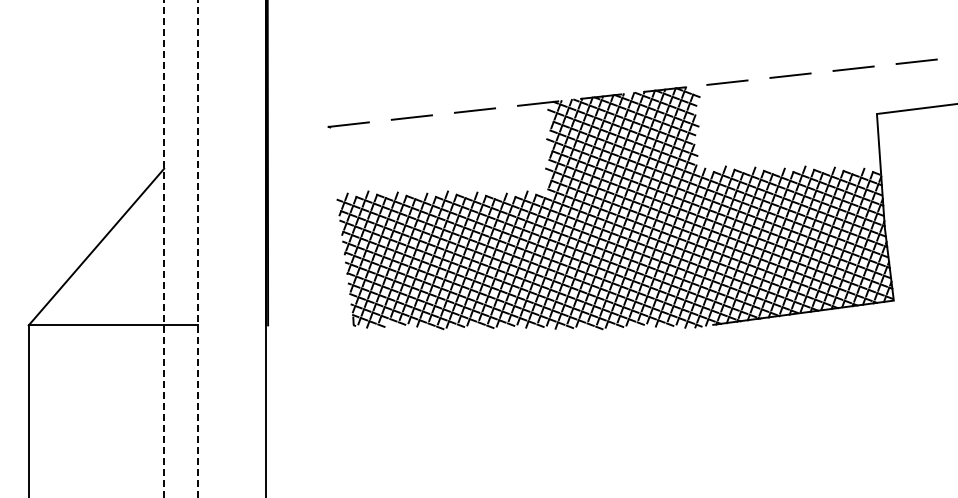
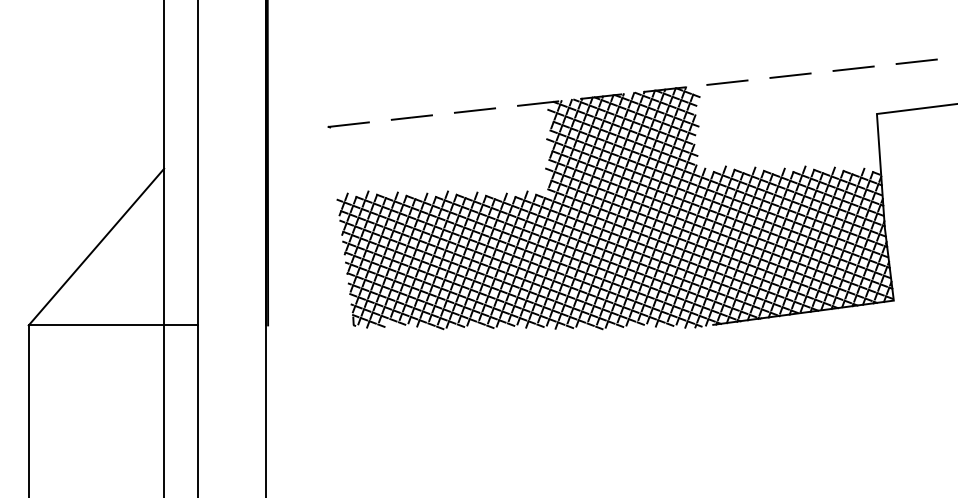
line: dashed -> solid (164, 248)
line: dashed -> solid (198, 248)
